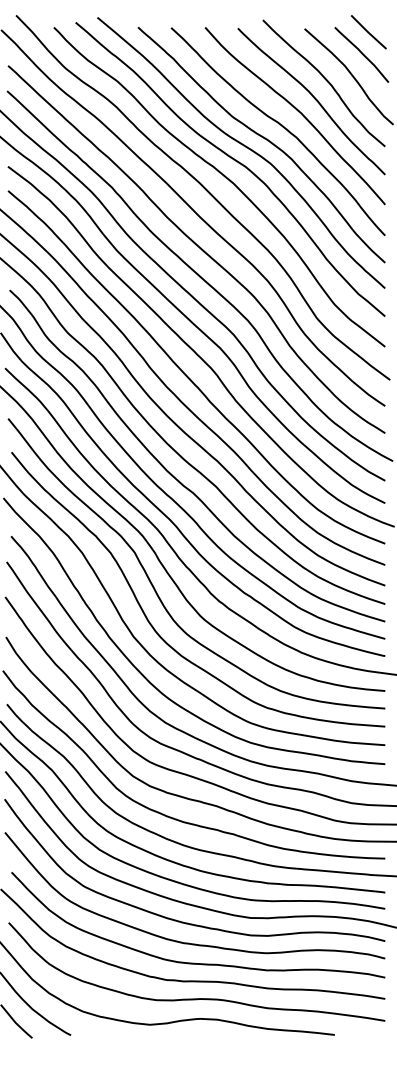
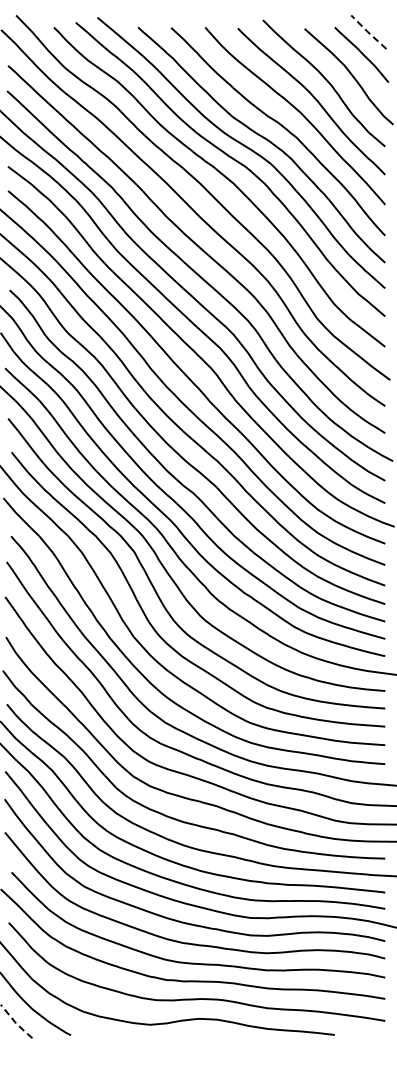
line: solid -> dashed (368, 32)
line: solid -> dashed (15, 1022)
